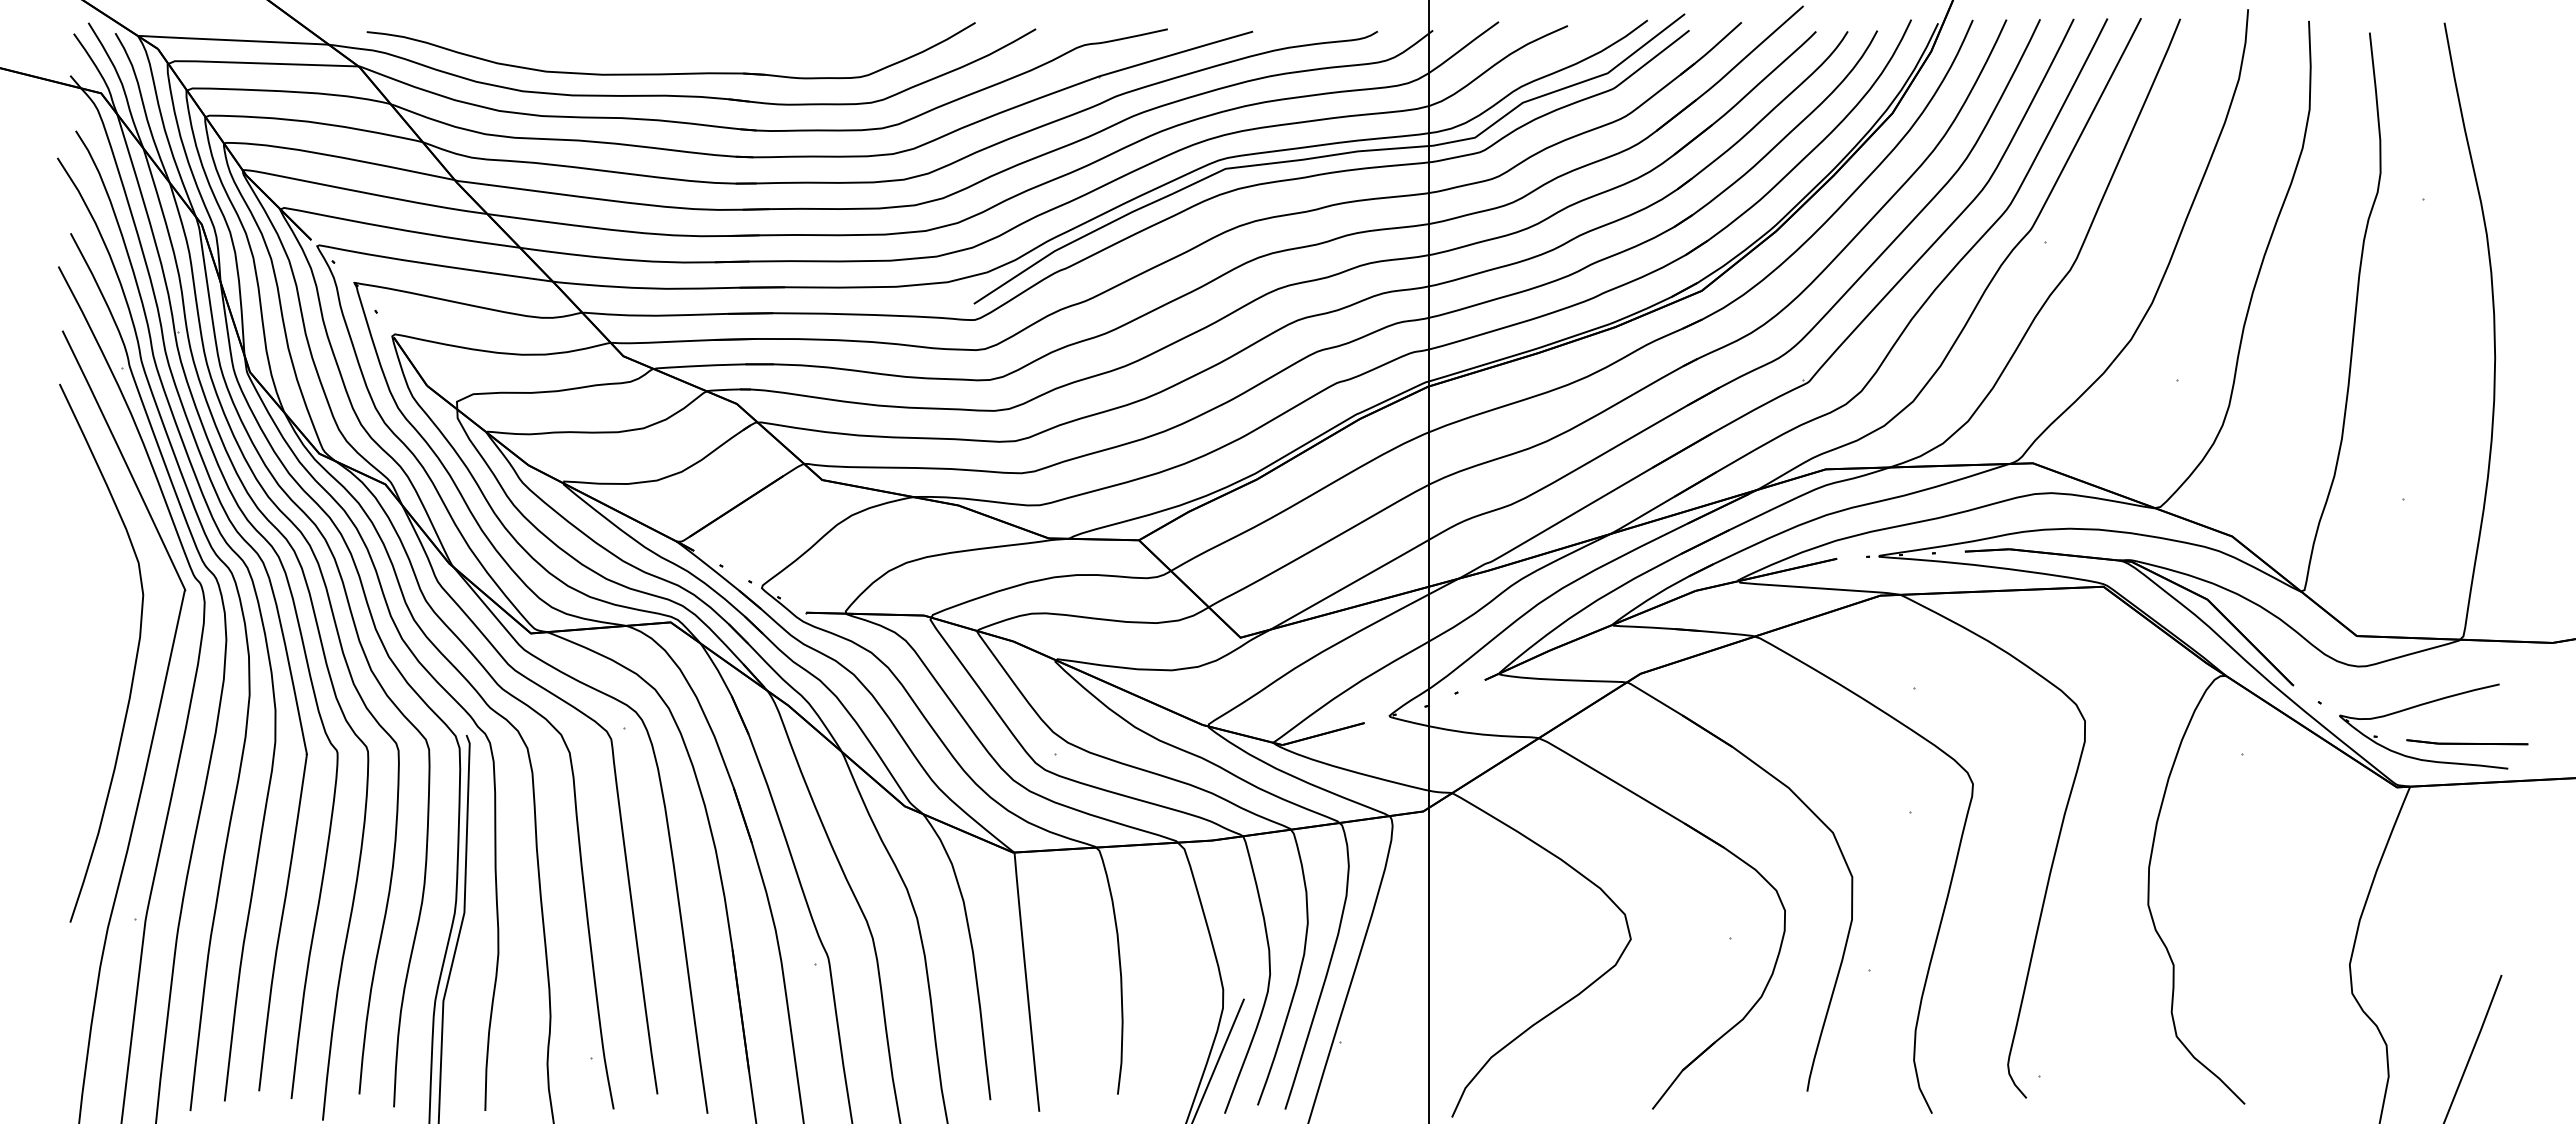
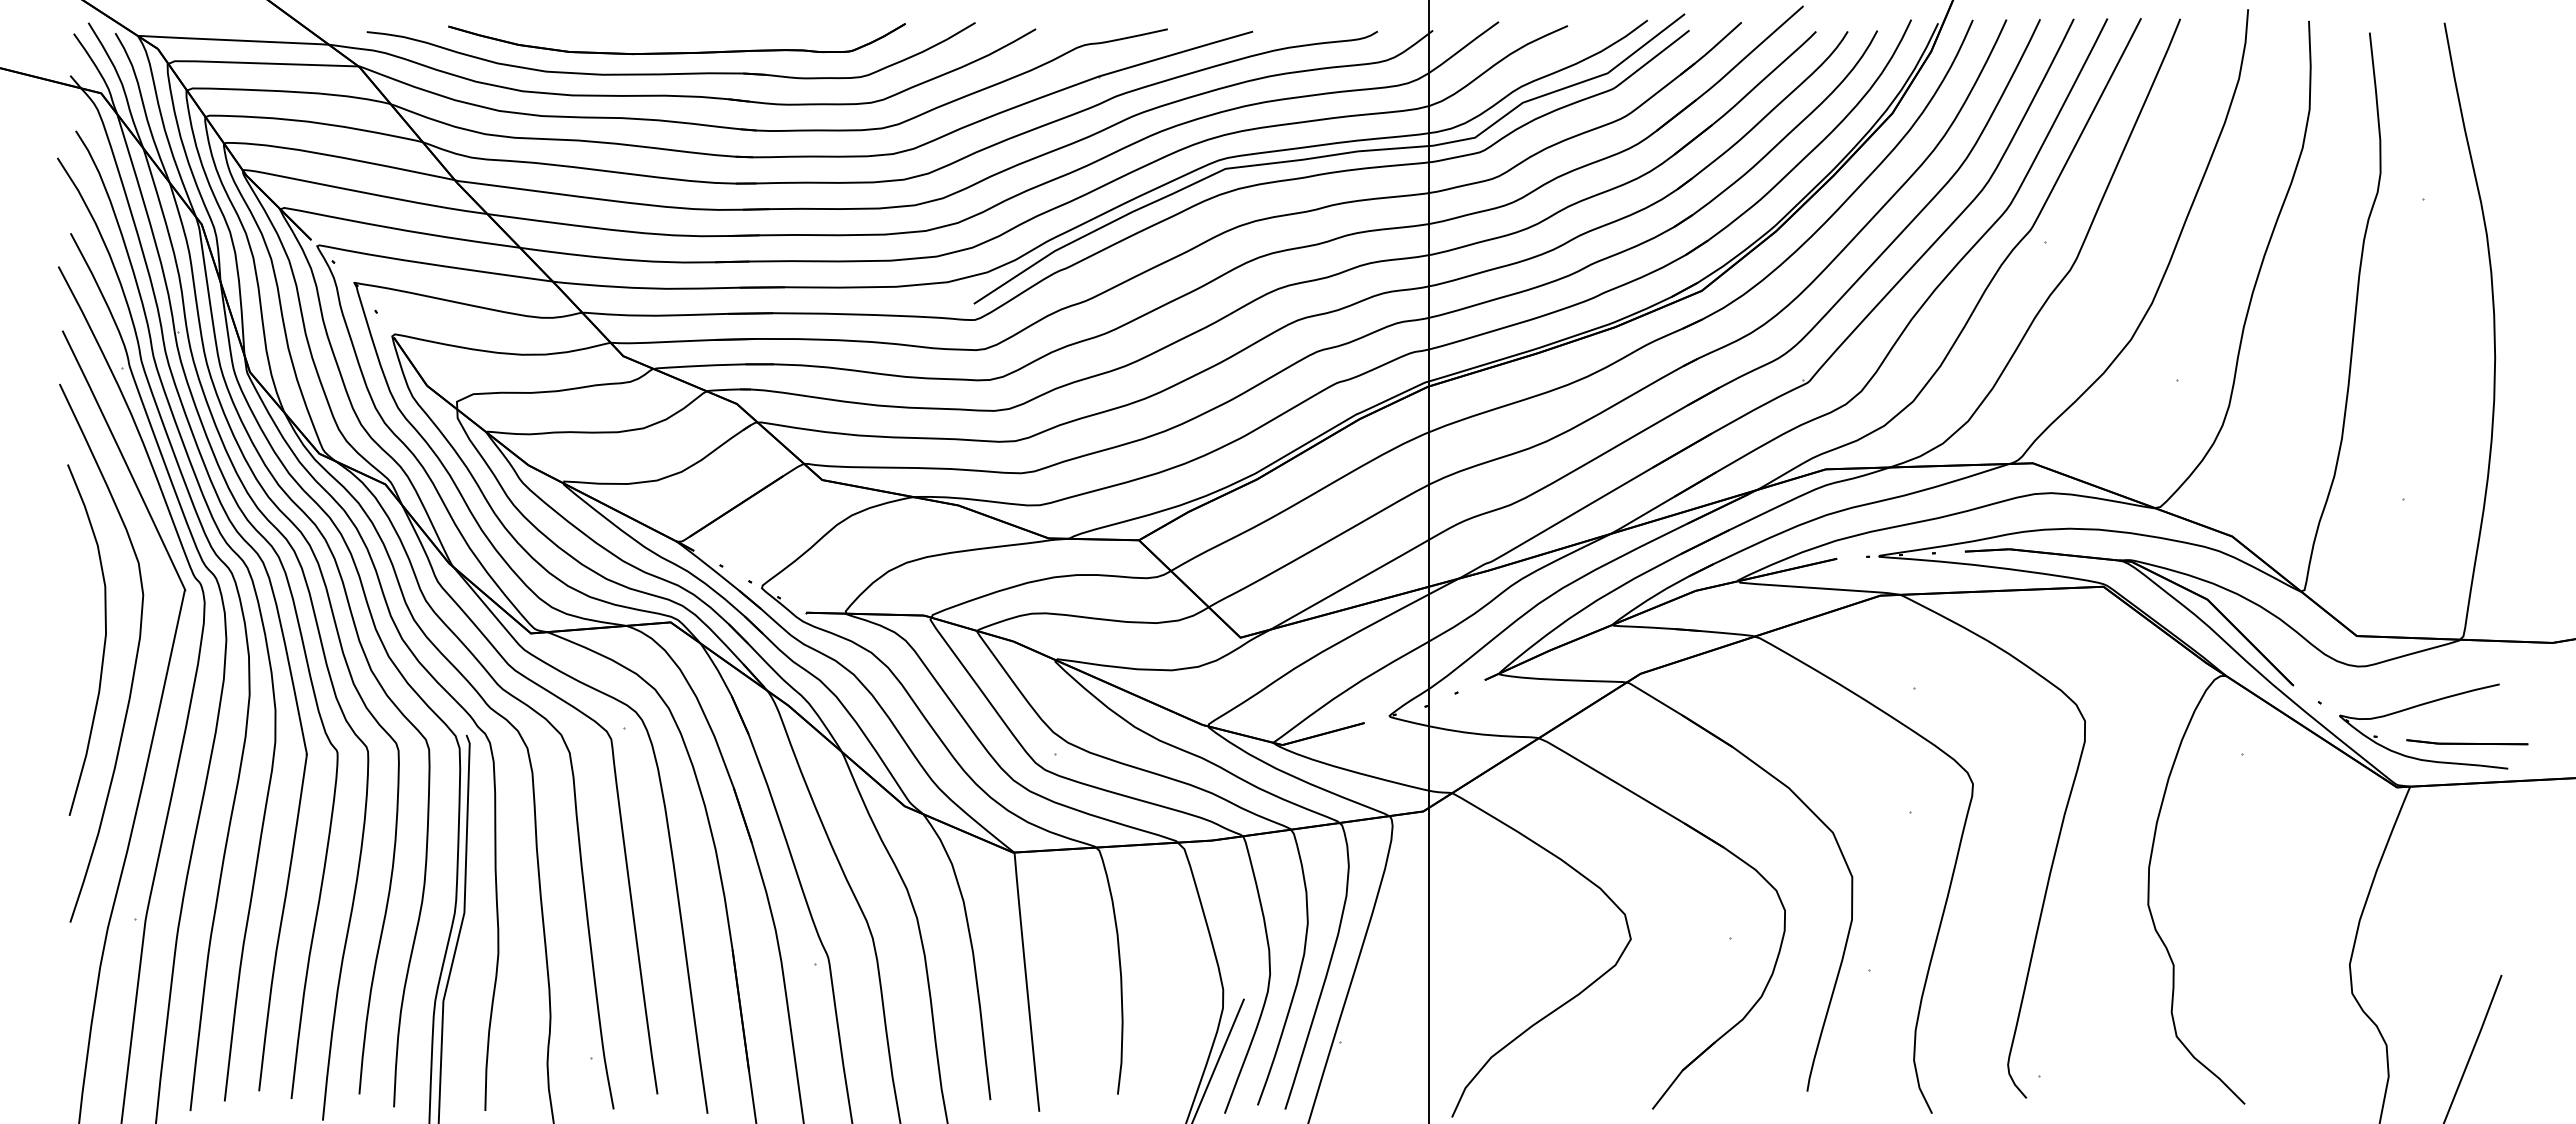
part: none -> present (676, 52)
curve: none -> present (103, 644)
